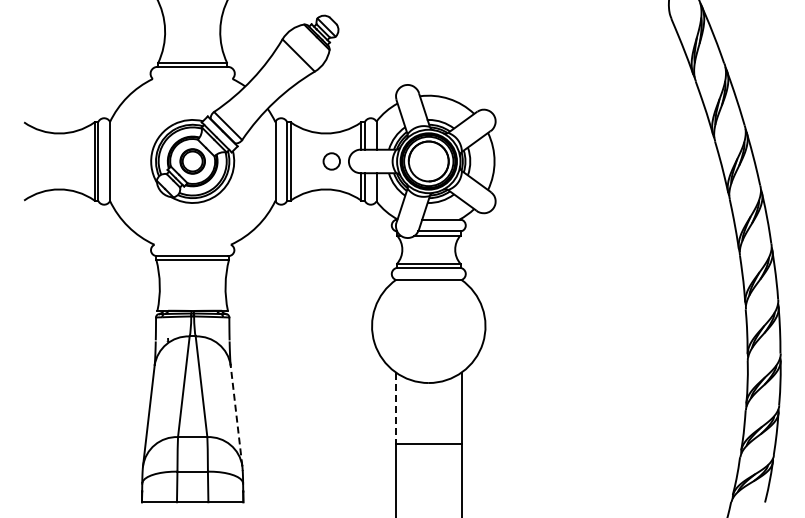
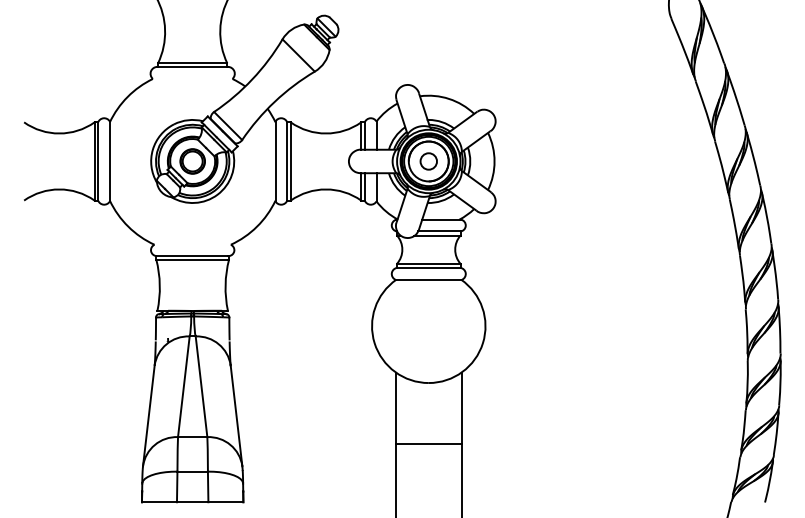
circle position: (331, 161) -> (428, 161) (428, 161)
line: dashed -> solid (395, 408)
line: dashed -> solid (236, 415)
